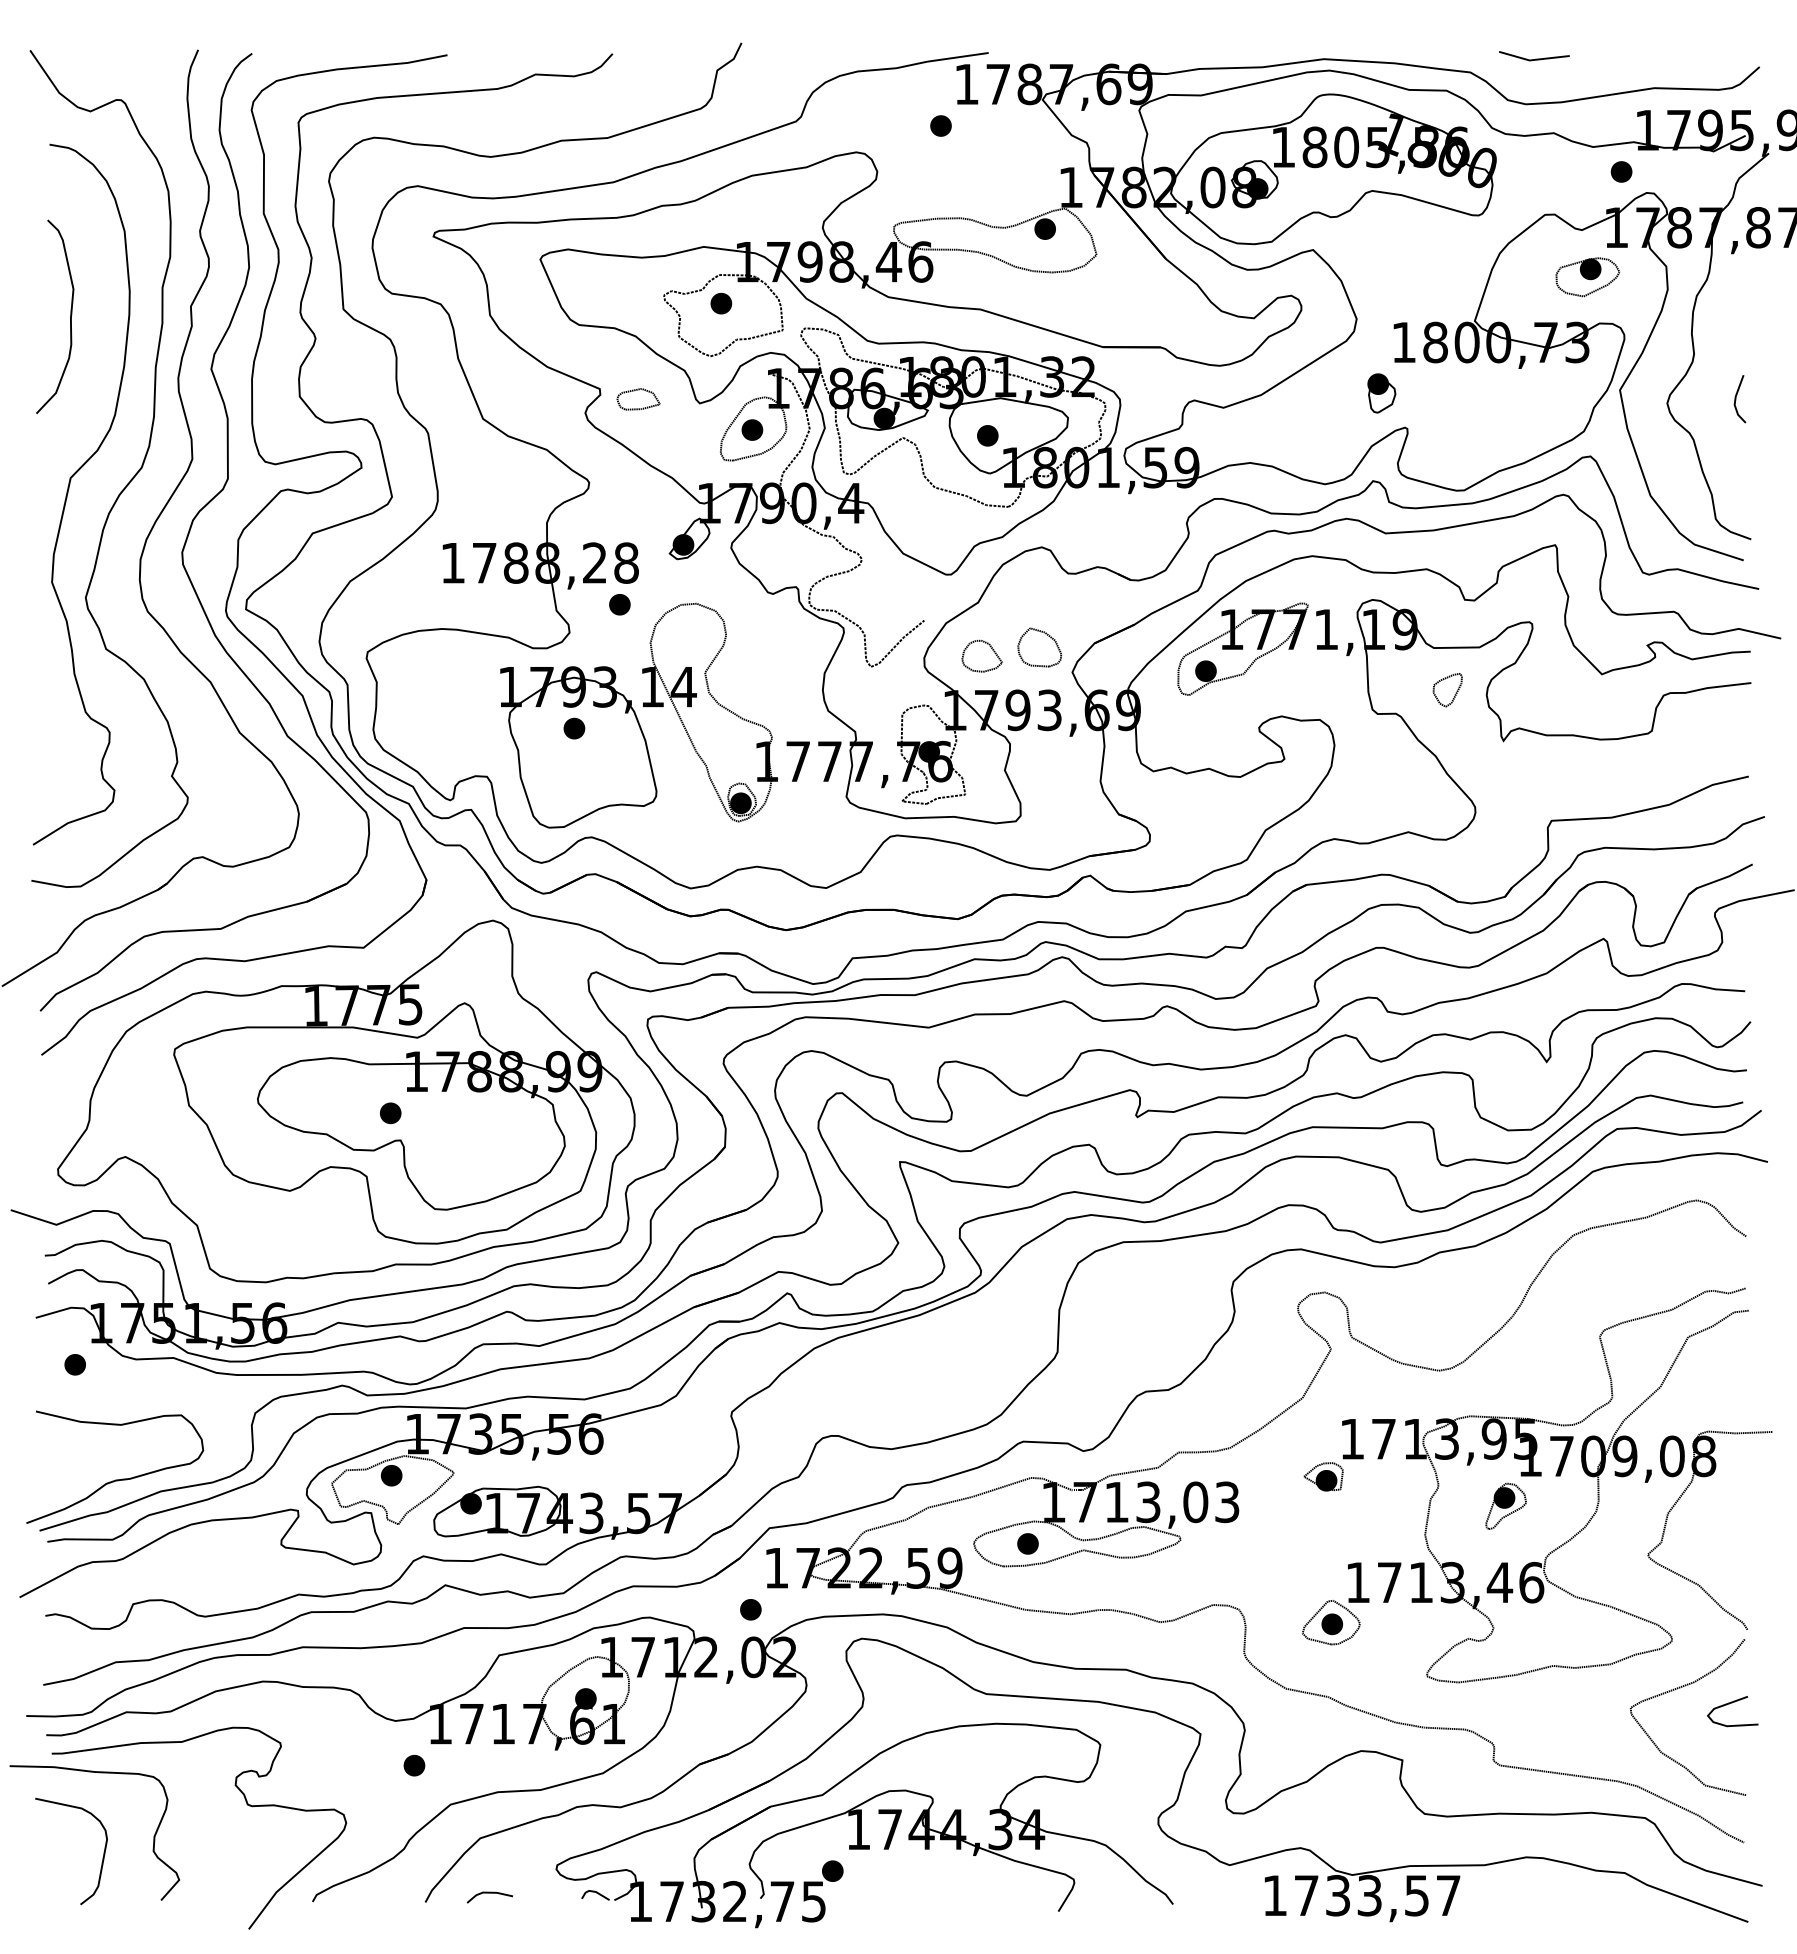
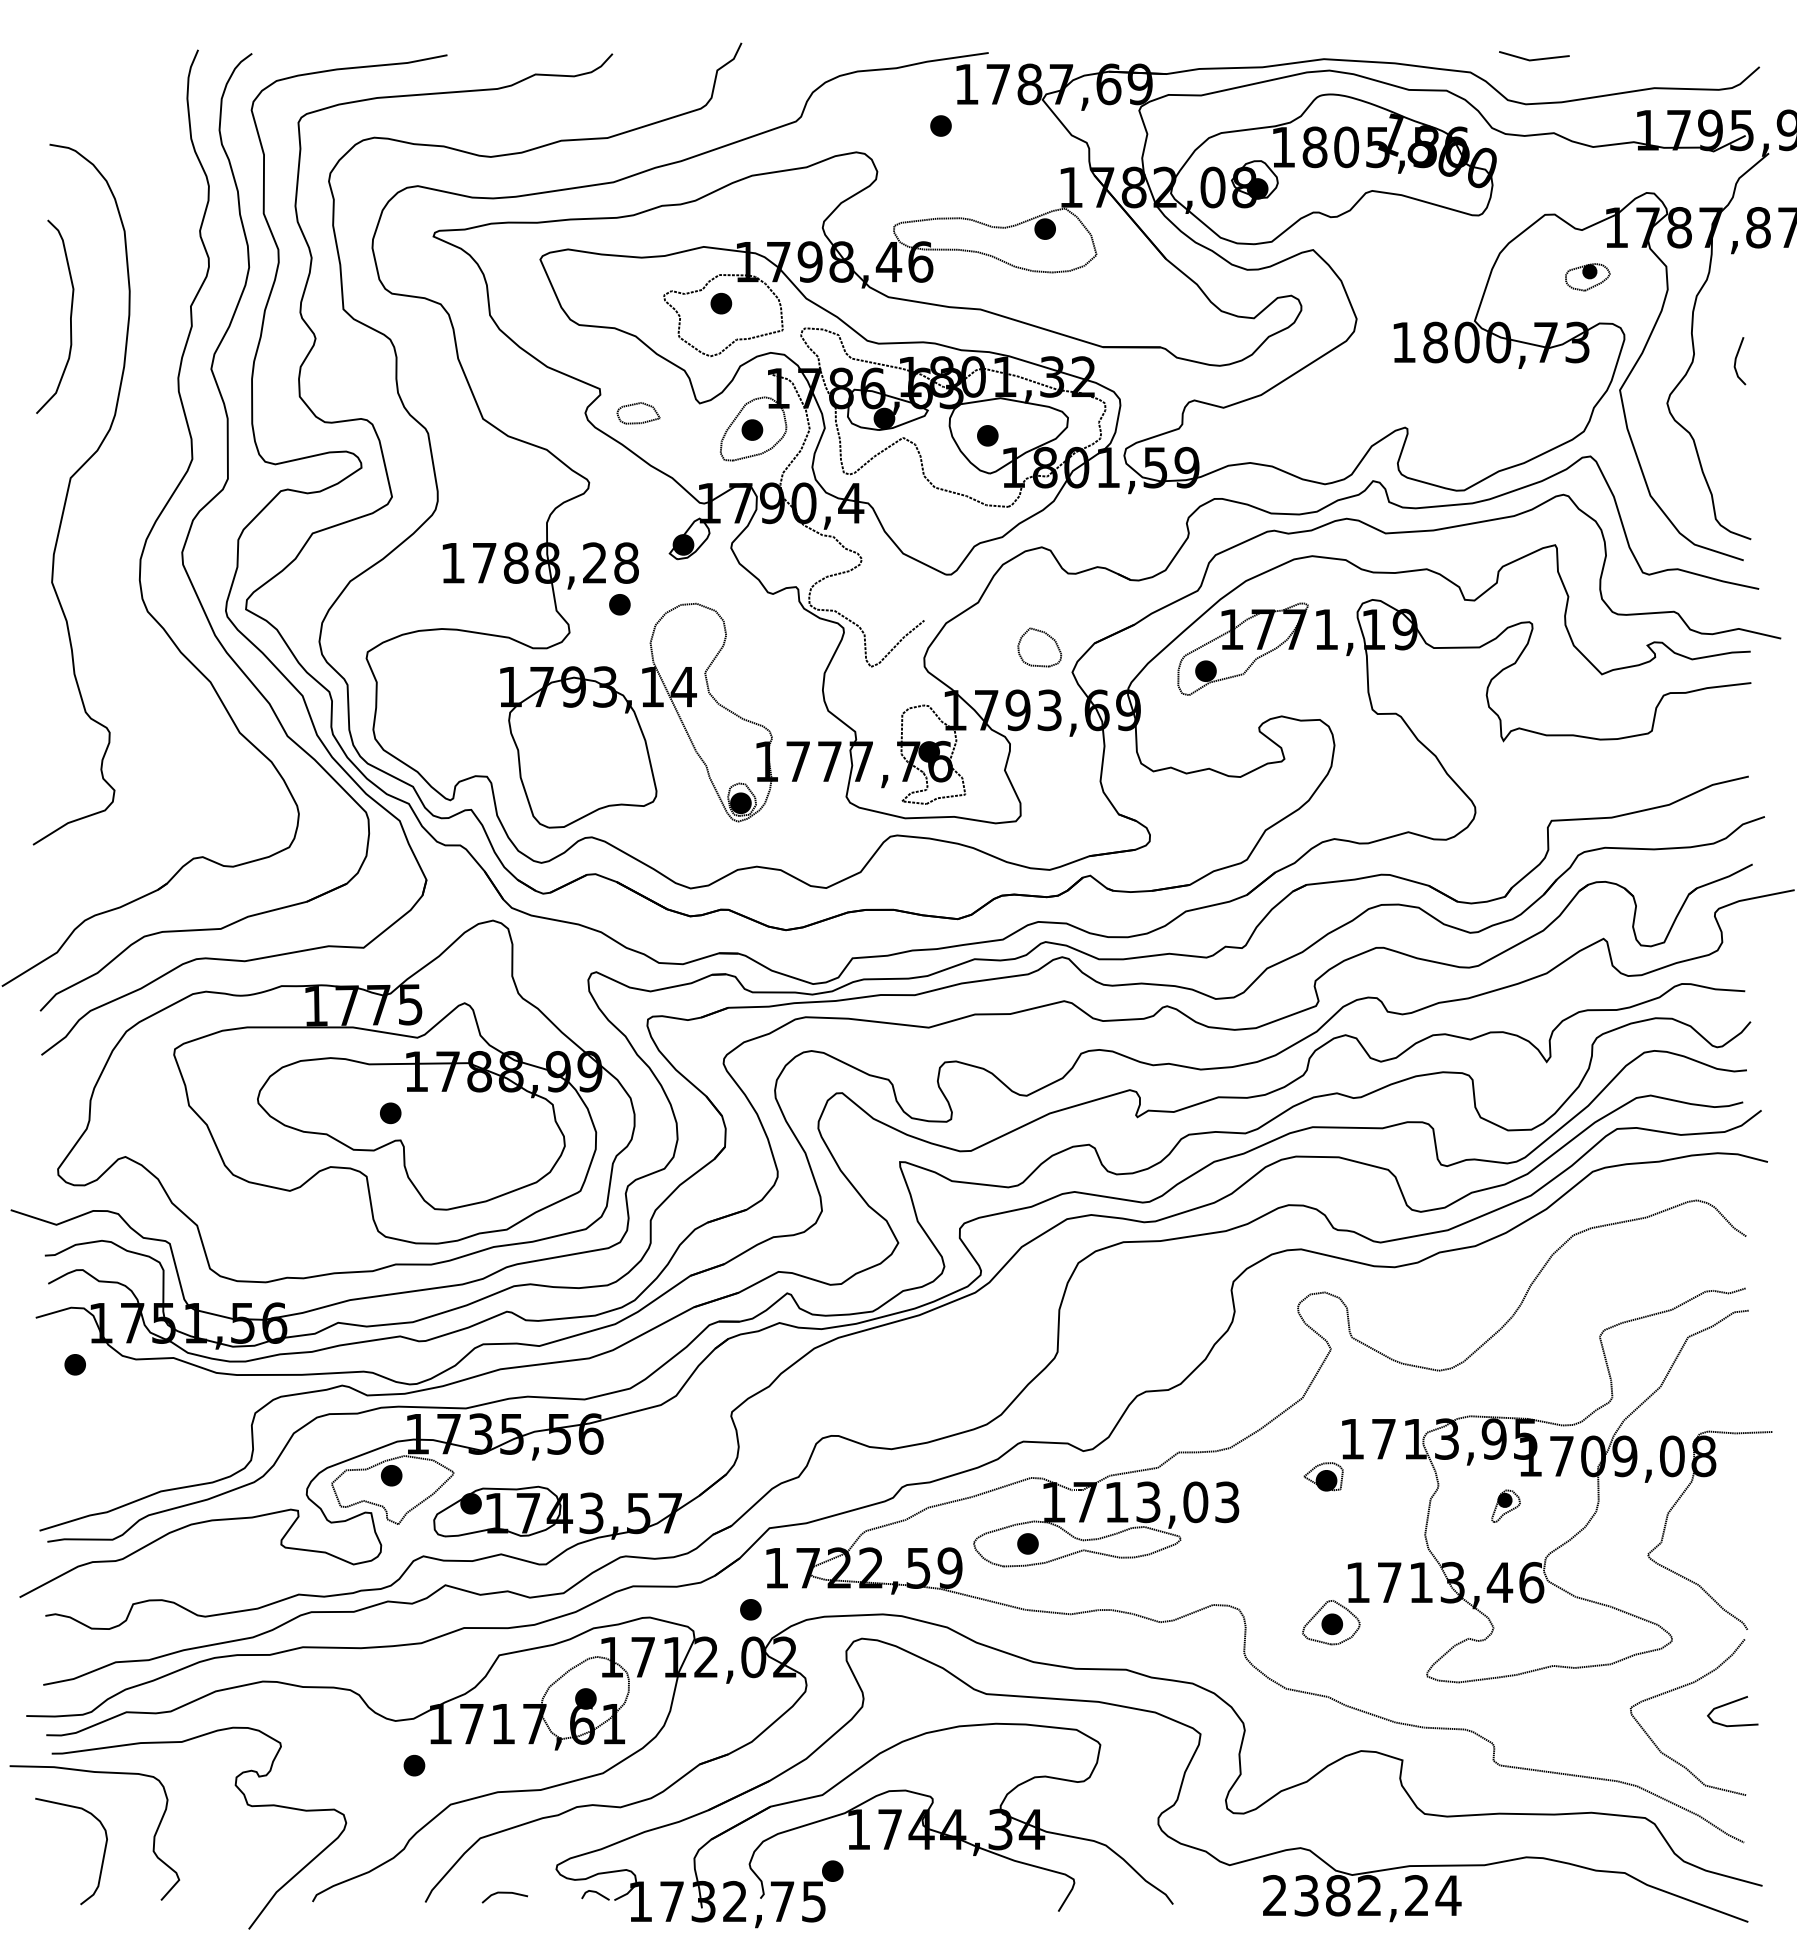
part: present -> none (1621, 171)
part size: 66x41 px -> 46x29 px (1587, 277)
part: present -> none (1381, 393)
part position: (638, 399) -> (638, 413) (638, 413)
part position: (1739, 399) -> (1739, 361) (1739, 361)
part: present -> none (125, 485)
part: present -> none (981, 655)
part: present -> none (1447, 690)
part: present -> none (574, 728)
curve: present -> none (115, 1479)
part size: 42x48 px -> 30x34 px (1505, 1505)
line position: (489, 1893) -> (504, 1893) (504, 1893)
text: 1733,57 -> 2382,24 (1362, 1895)
